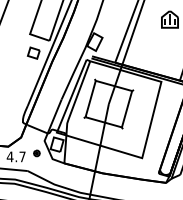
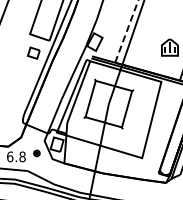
part position: (169, 19) -> (169, 47) (169, 47)
line: solid -> dashed (126, 31)
text: 4.7 -> 6.8 (15, 156)
